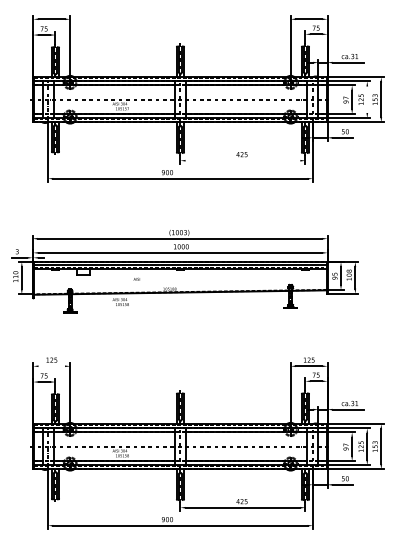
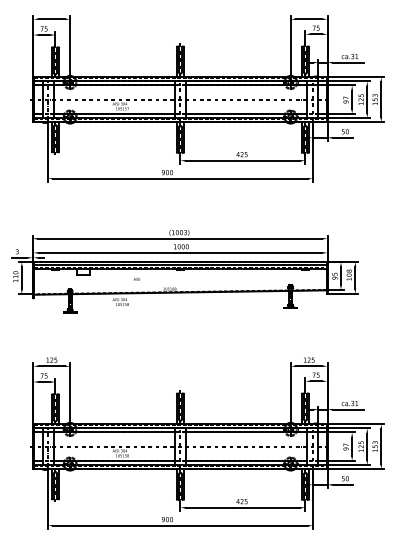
line: none -> present (367, 99)
line: none -> present (242, 160)
line: none -> present (51, 366)
